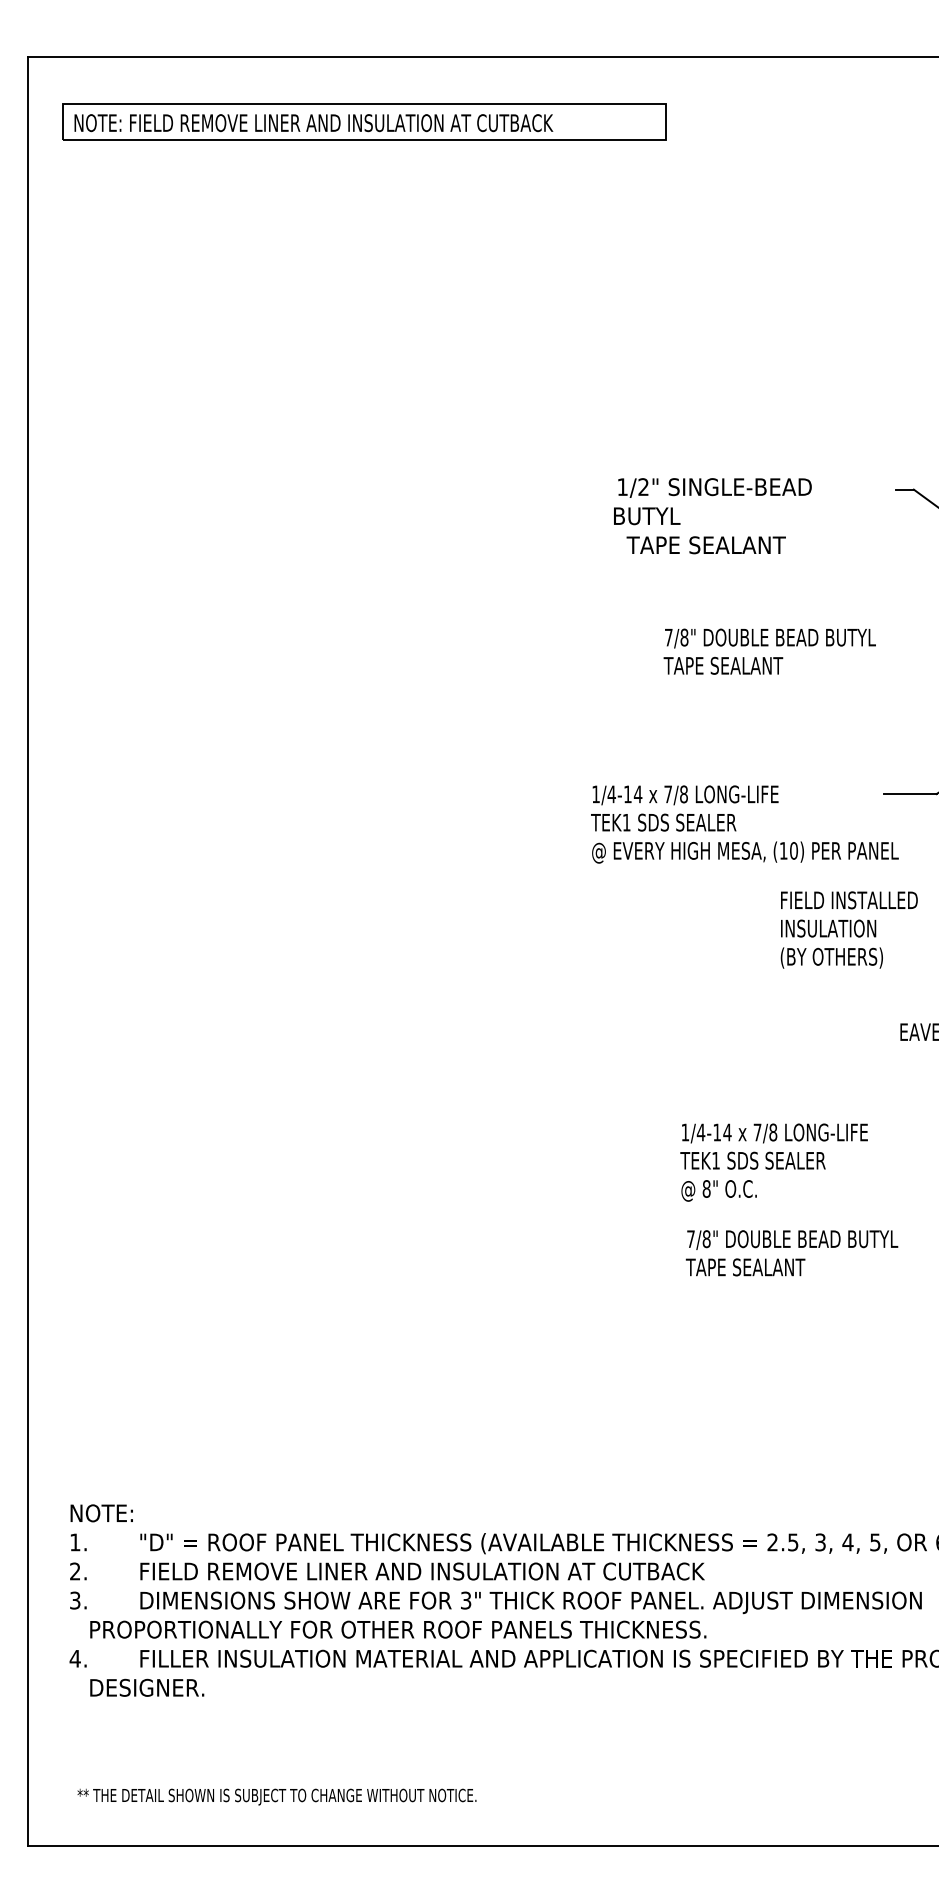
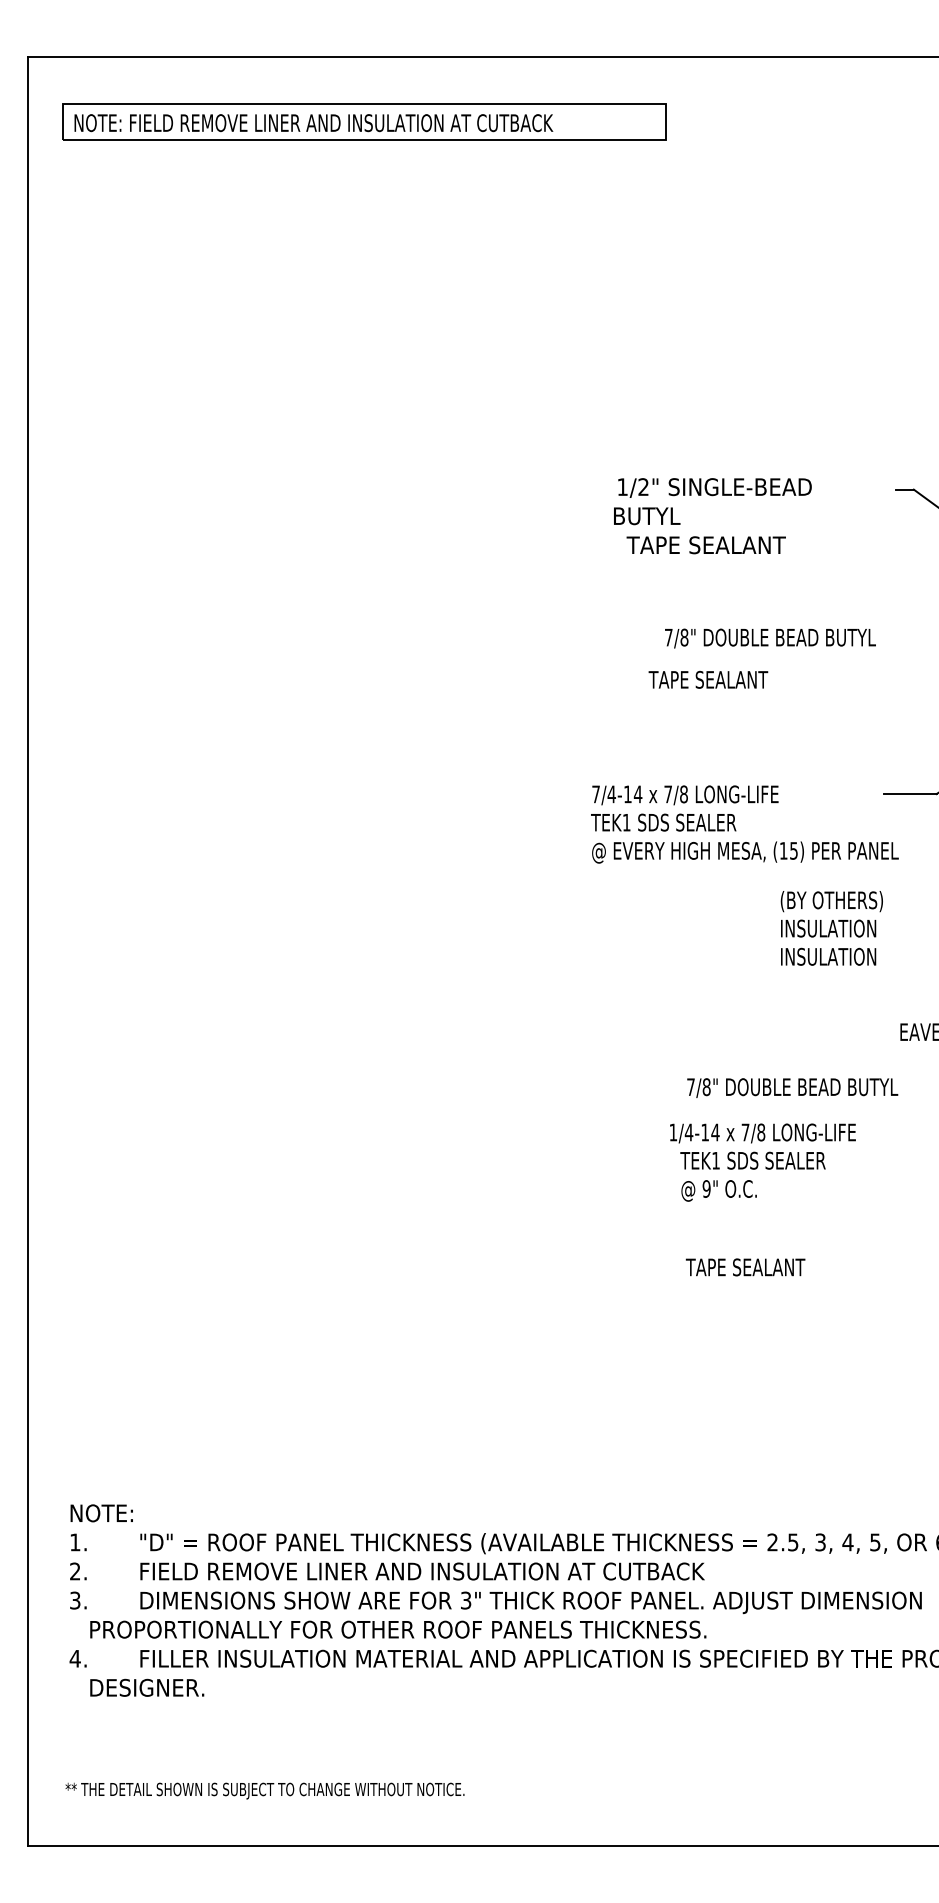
text position: (723, 665) -> (708, 679) (708, 679)
text: 1/4-14 -> 7/4-14 (595, 794)
text: (10) -> (15) (793, 850)
text: FIELD INSTALLED -> (BY OTHERS) (848, 901)
text: (BY OTHERS) -> INSULATION (831, 957)
text position: (774, 1133) -> (762, 1133) (762, 1133)
text: 8" -> 9" (706, 1188)
text position: (792, 1239) -> (792, 1087) (792, 1087)
text position: (276, 1796) -> (264, 1790) (264, 1790)
